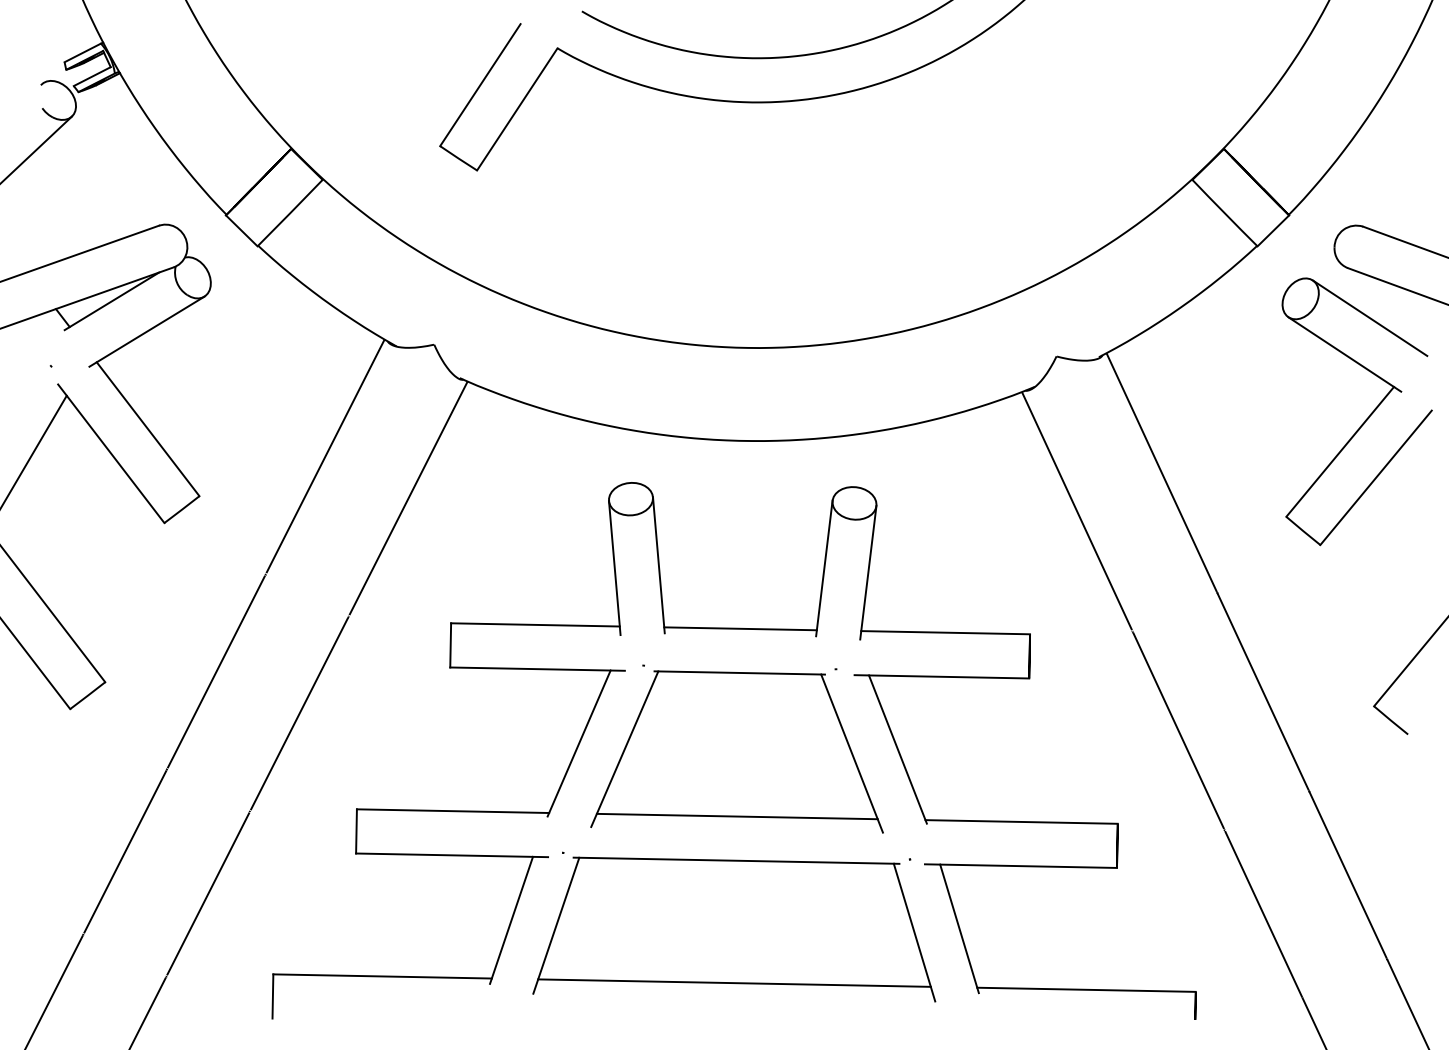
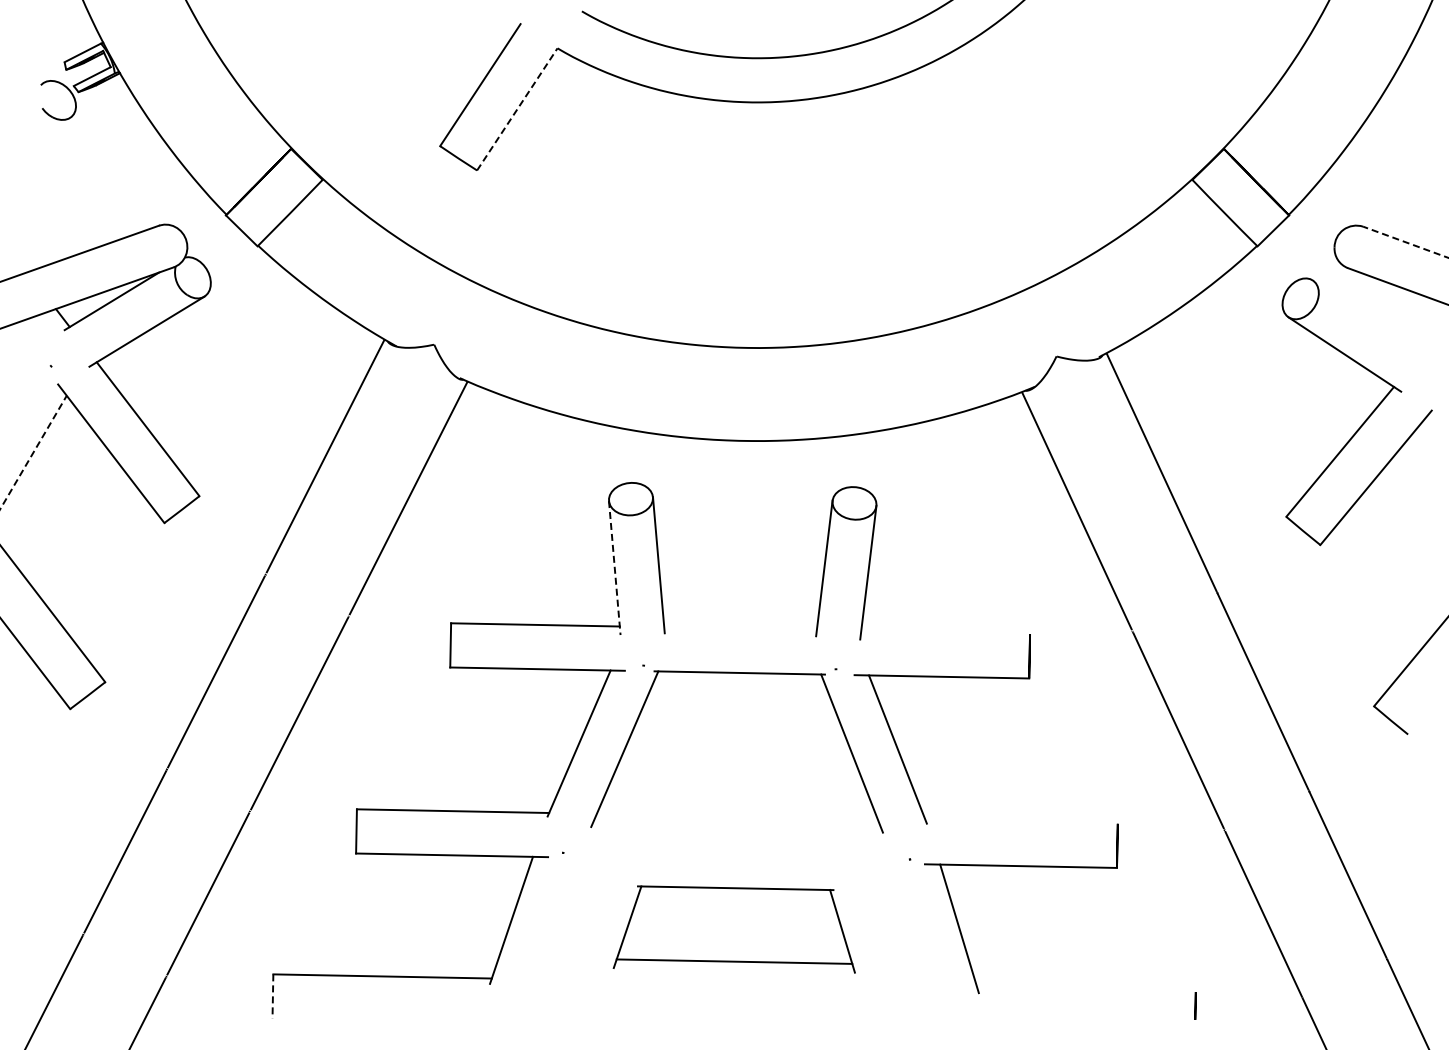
line: solid -> dashed (517, 109)
line: present -> none (37, 148)
line: solid -> dashed (1405, 242)
line: present -> none (1369, 317)
line: solid -> dashed (33, 452)
line: solid -> dashed (614, 568)
line: present -> none (740, 628)
line: present -> none (945, 632)
line: present -> none (736, 816)
line: present -> none (1021, 821)
part size: 405x147 px -> 244x89 px (733, 929)
line: present -> none (1086, 989)
line: solid -> dashed (272, 996)
